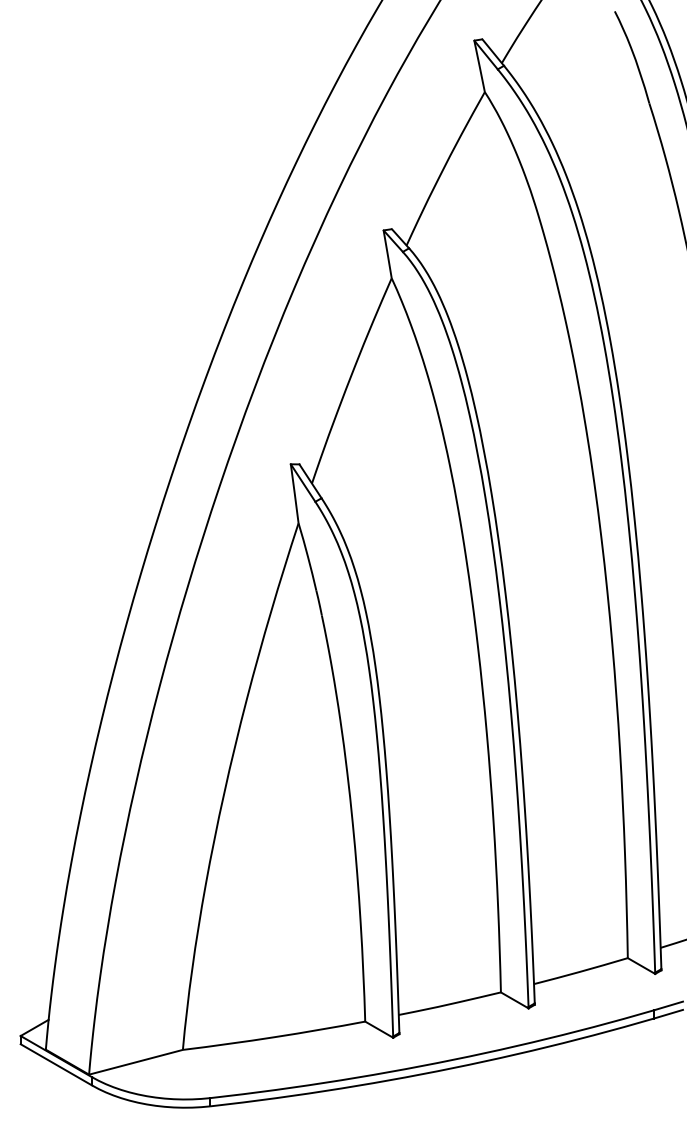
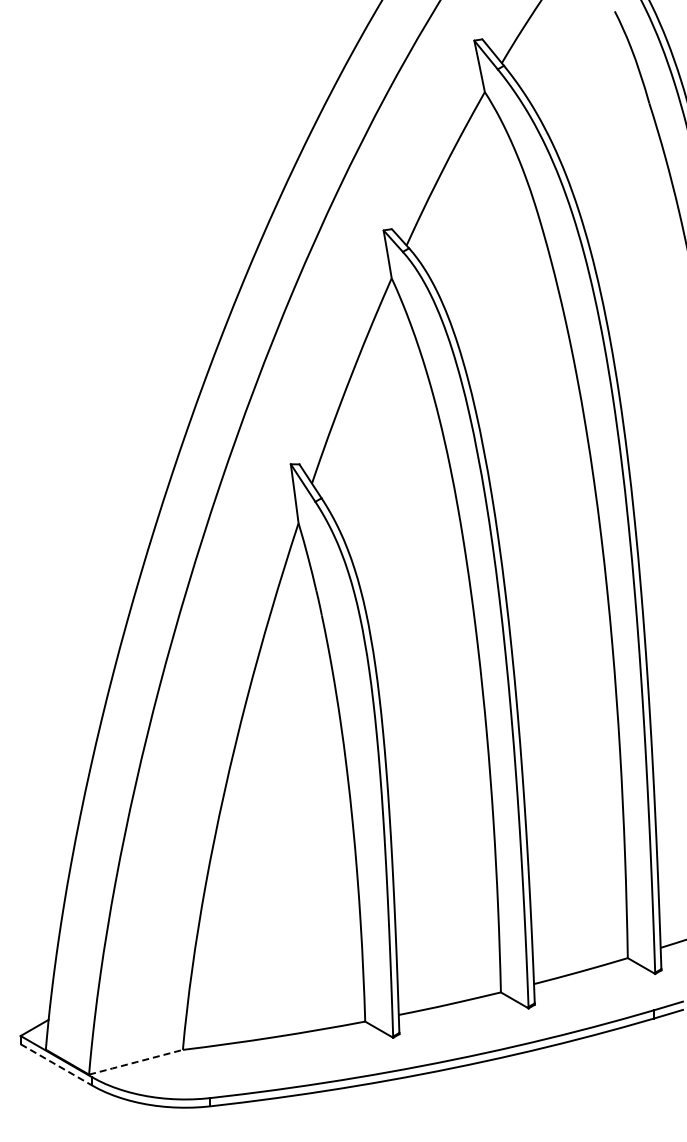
line: solid -> dashed (136, 1062)
line: solid -> dashed (56, 1065)
